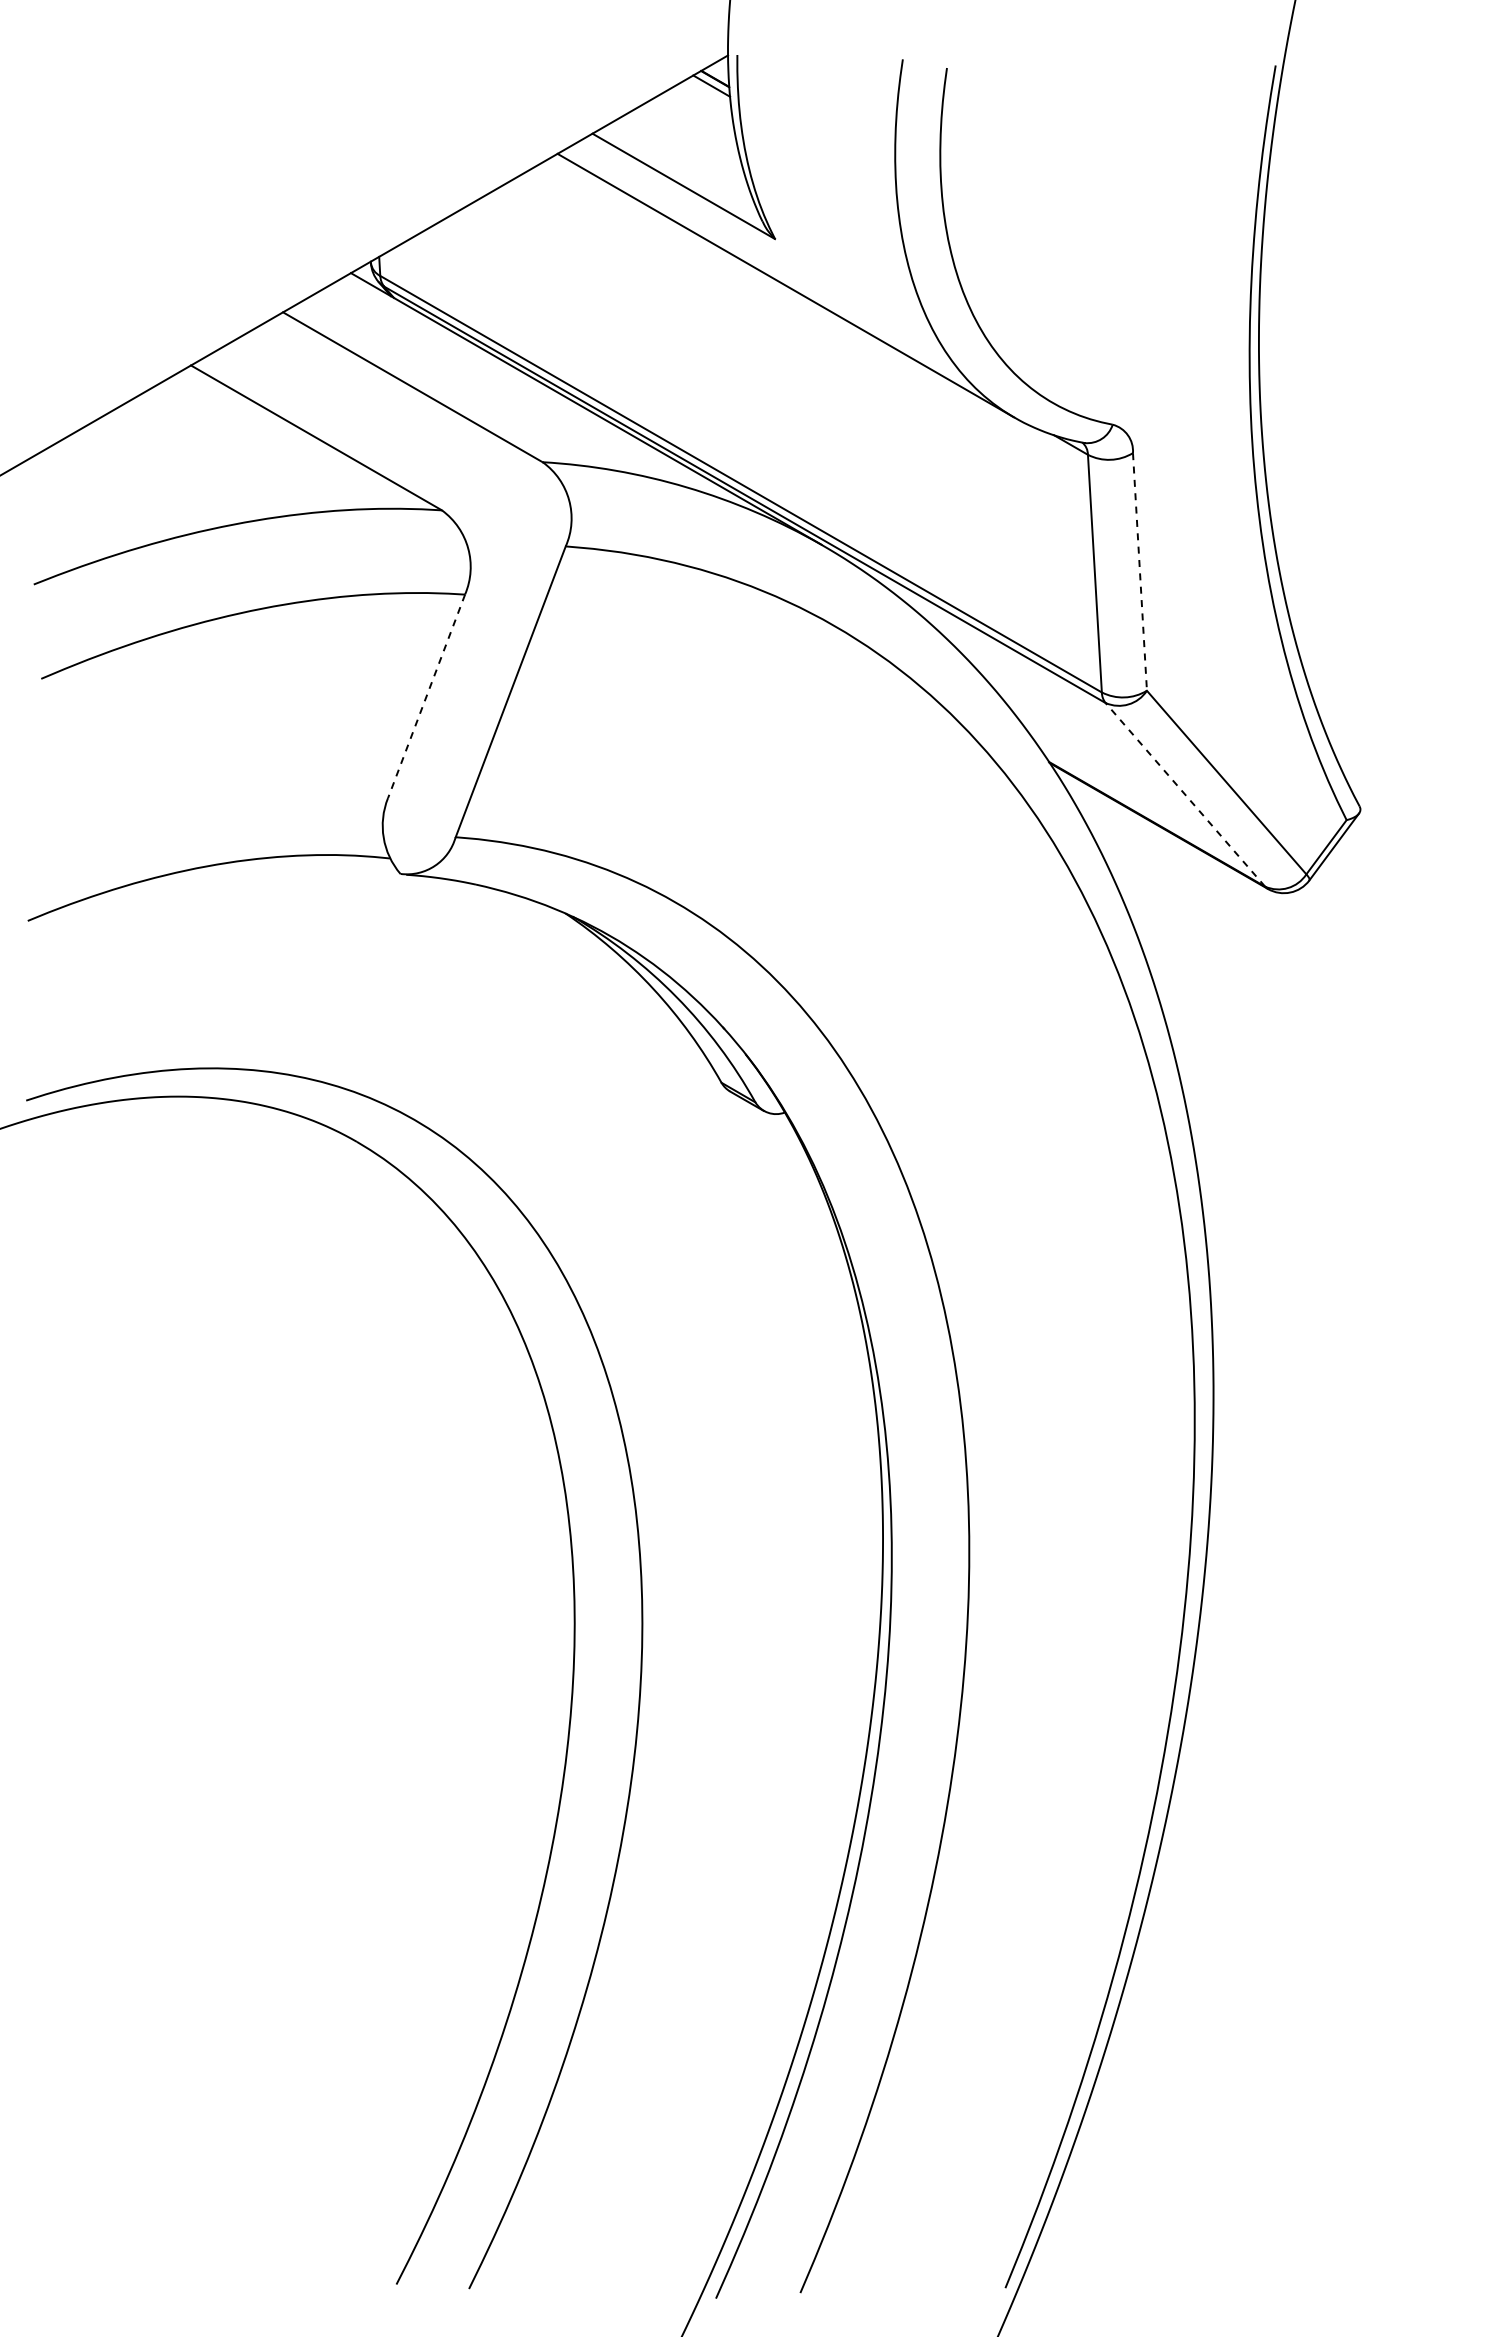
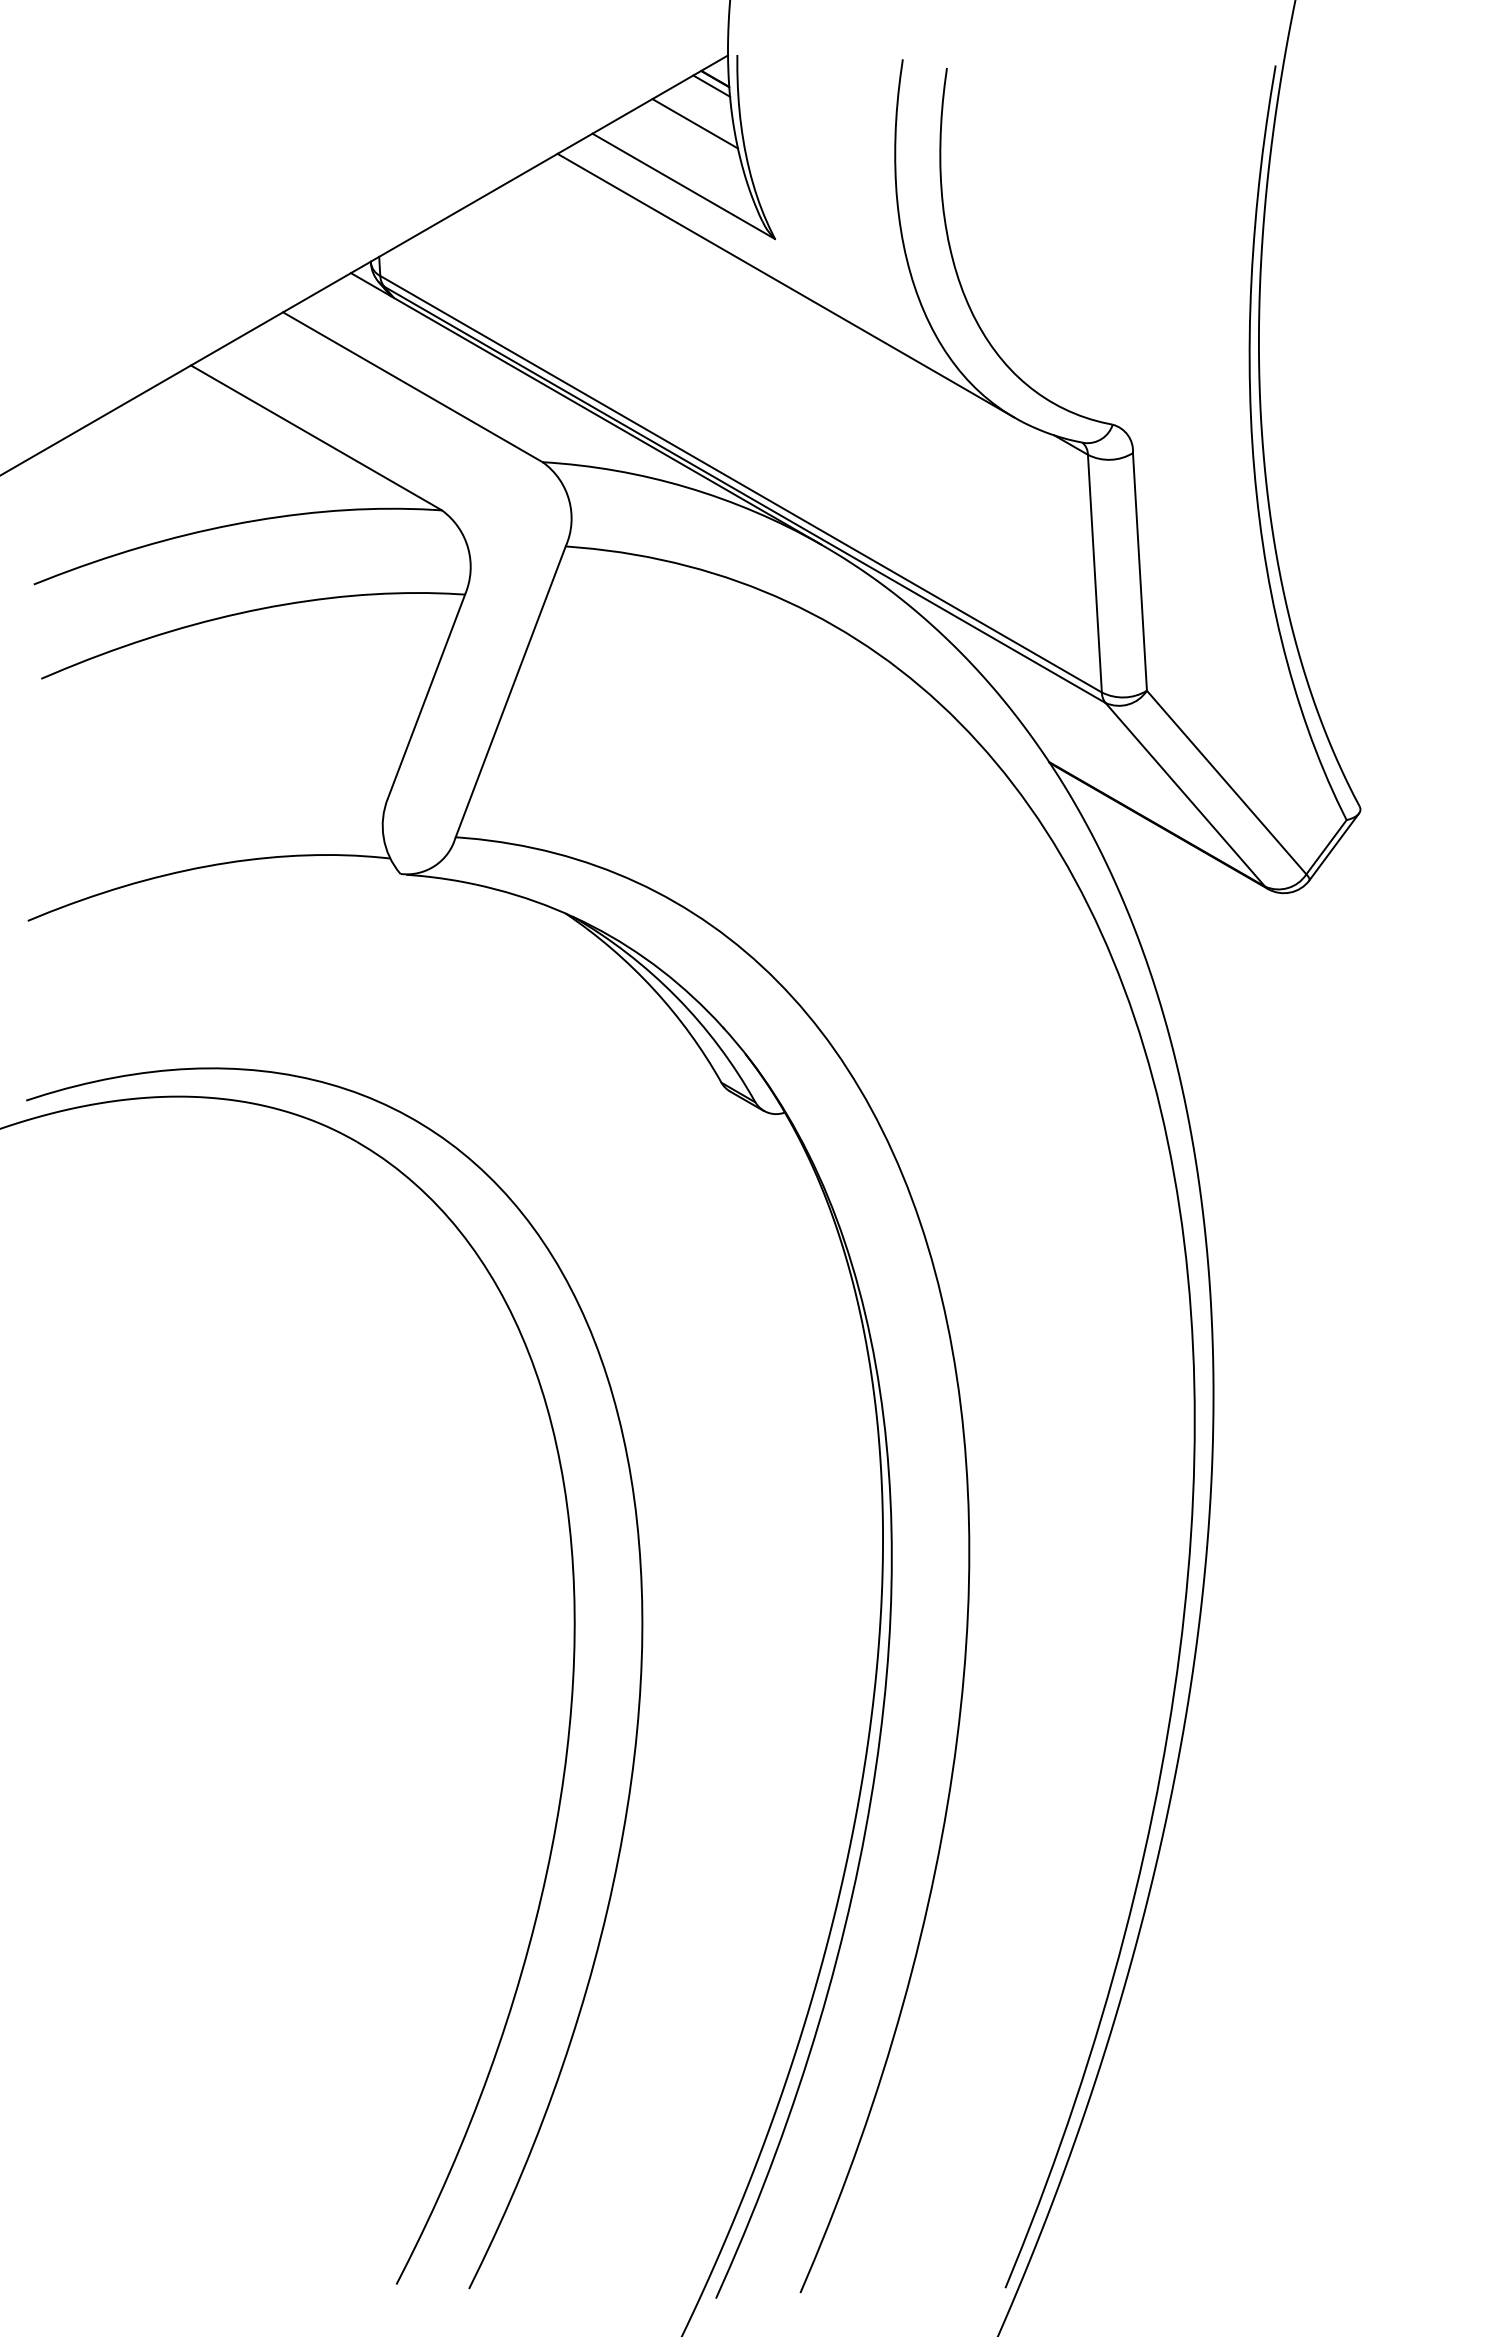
line: none -> present (695, 123)
line: dashed -> solid (1140, 572)
line: dashed -> solid (426, 696)
line: dashed -> solid (1185, 794)
